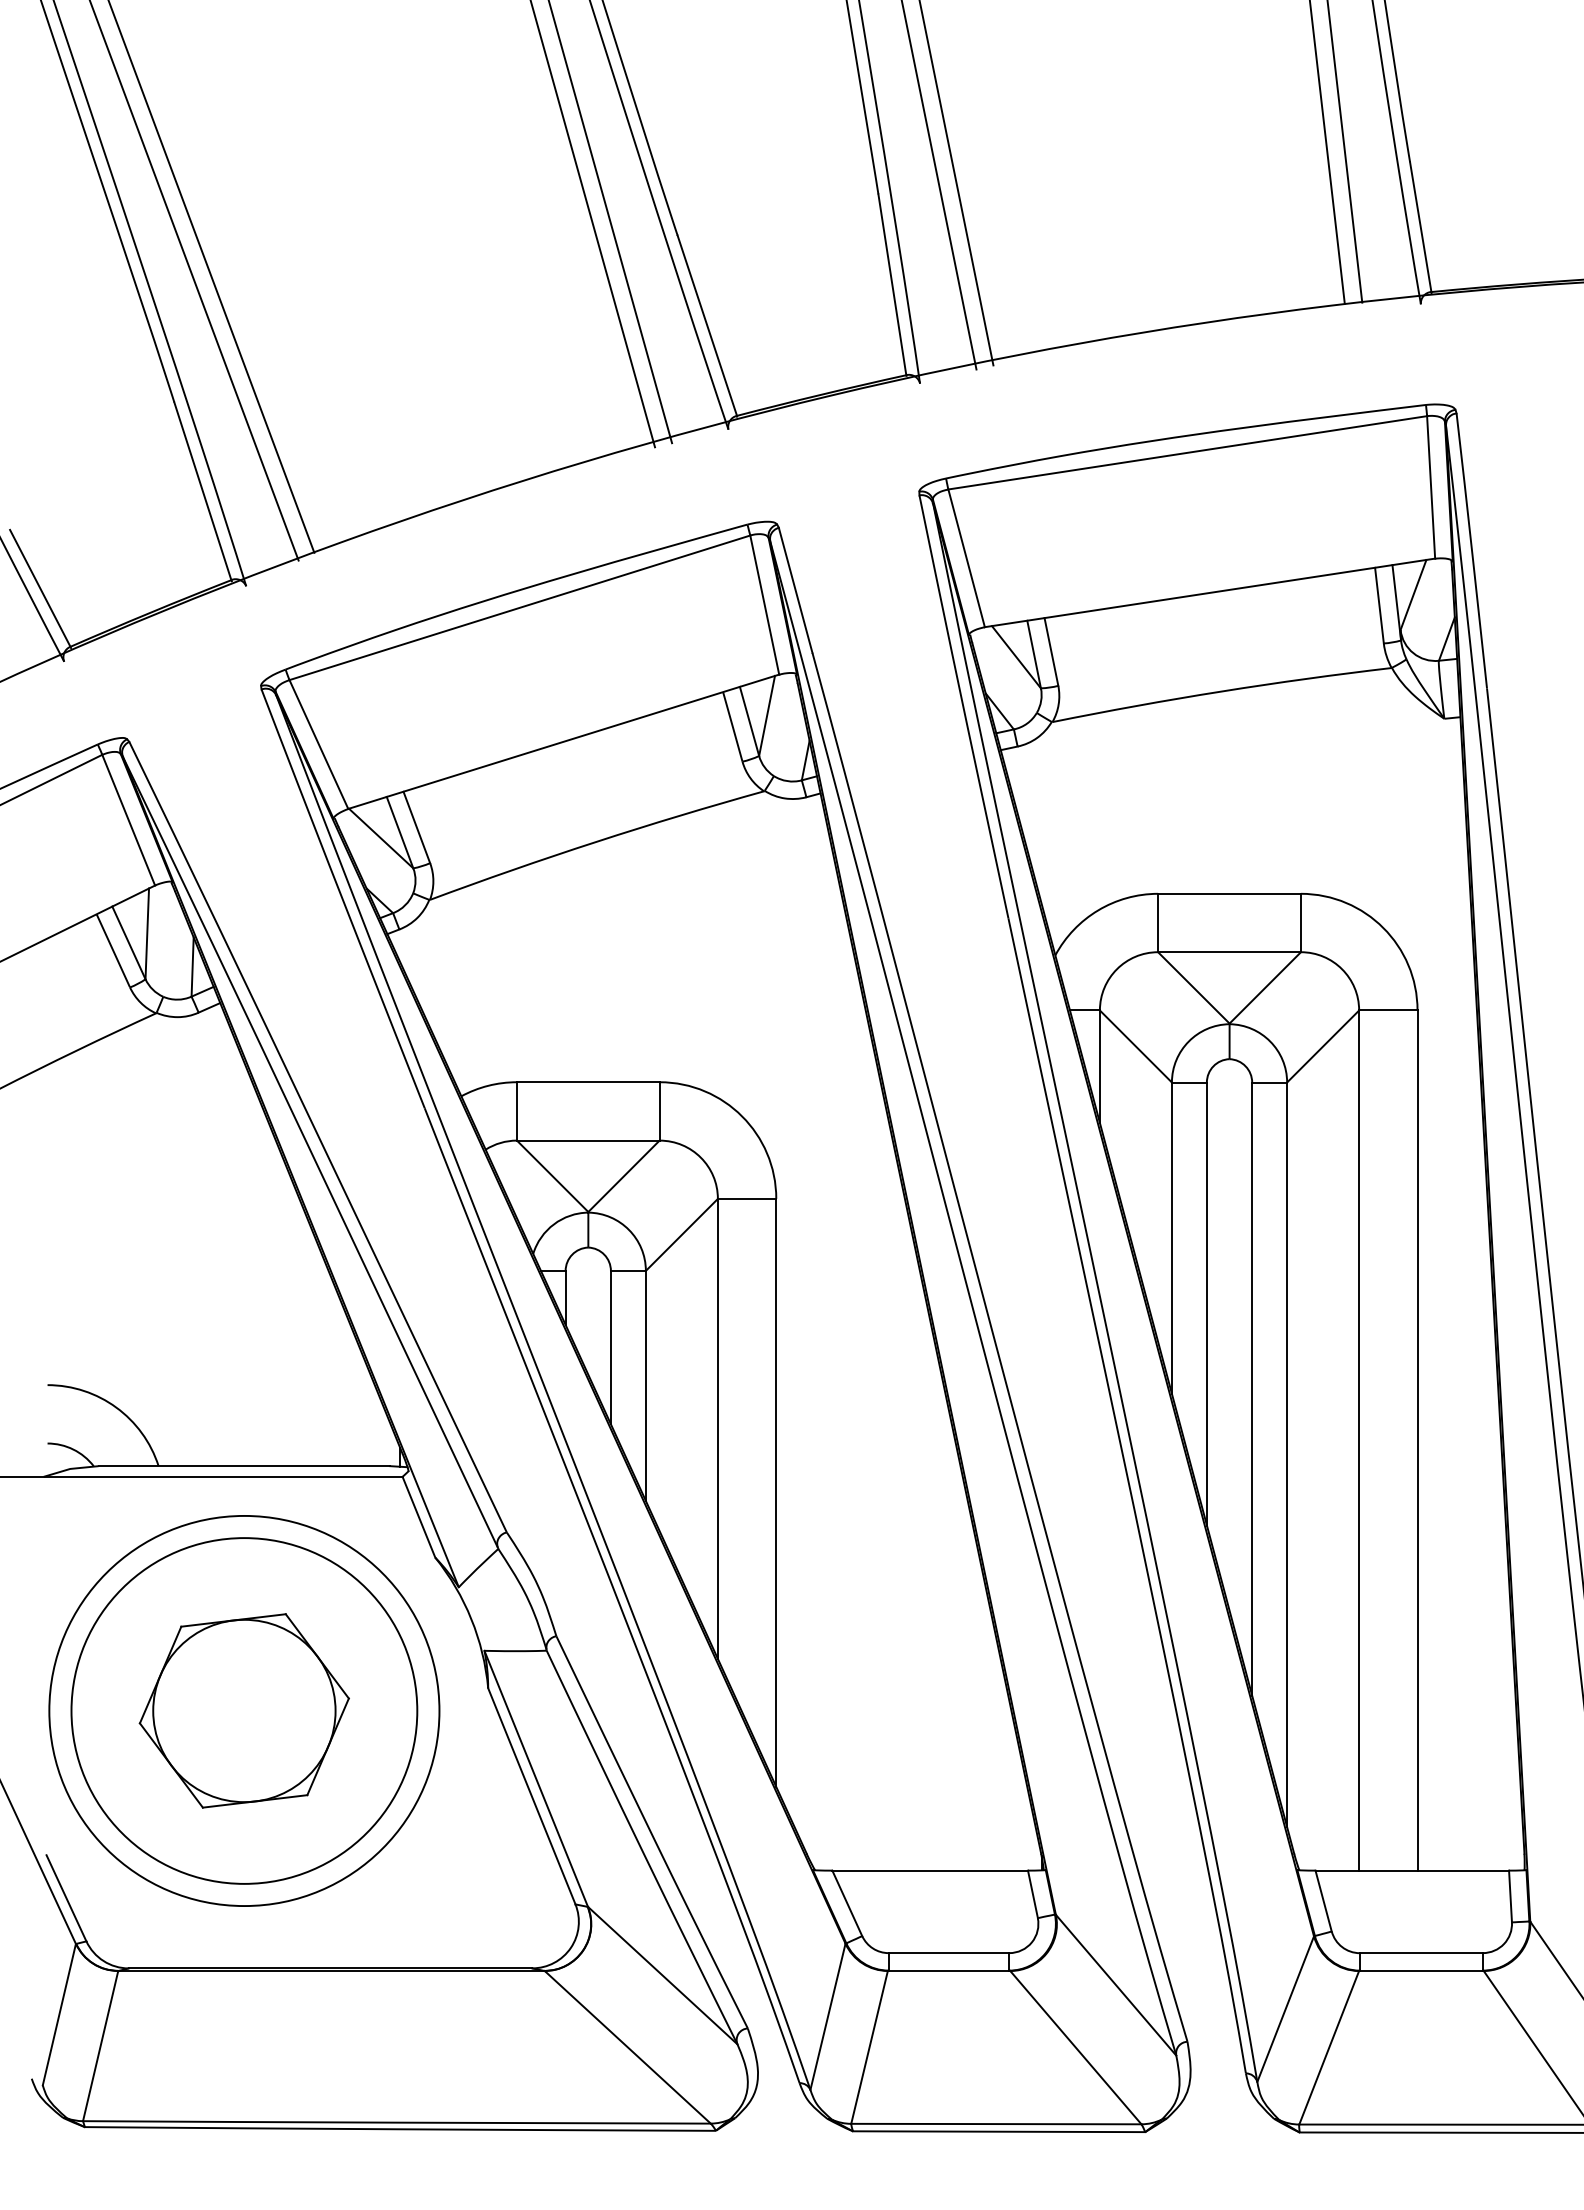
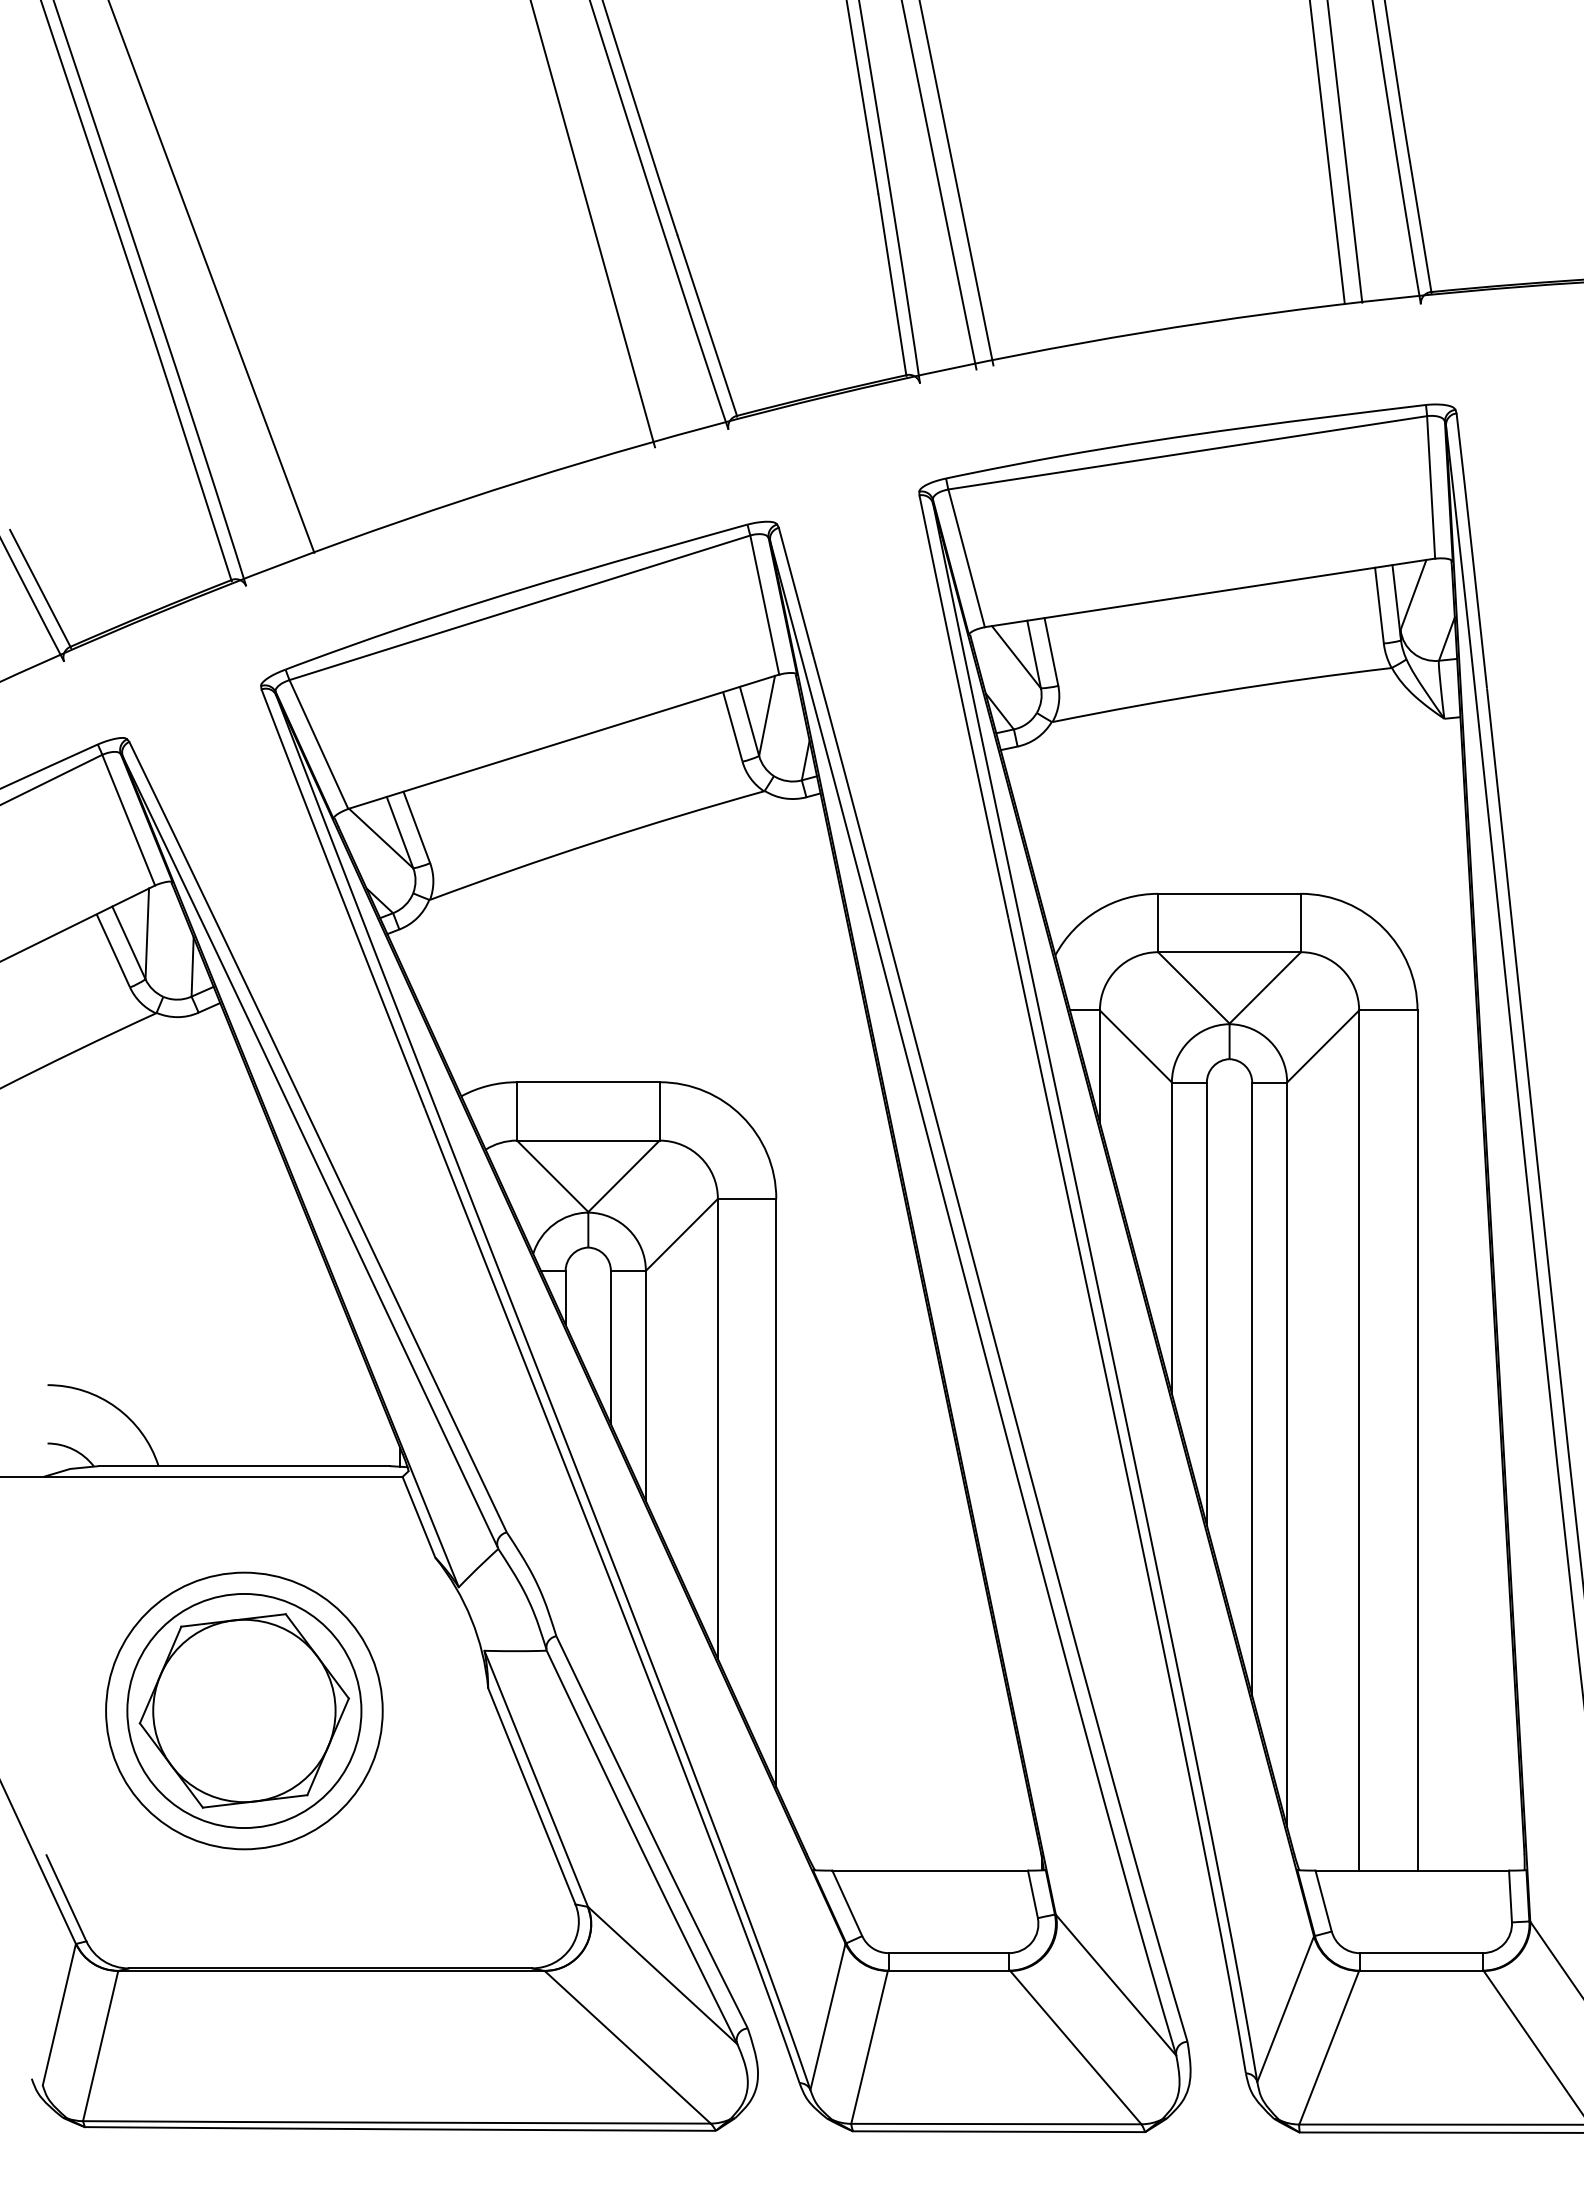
line: present -> none (610, 222)
line: present -> none (194, 281)
circle diameter: 346 px -> 277 px (244, 1710)
circle diameter: 390 px -> 234 px (244, 1710)
